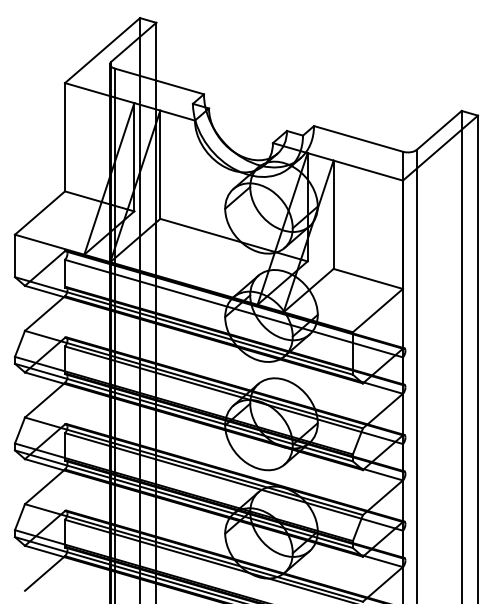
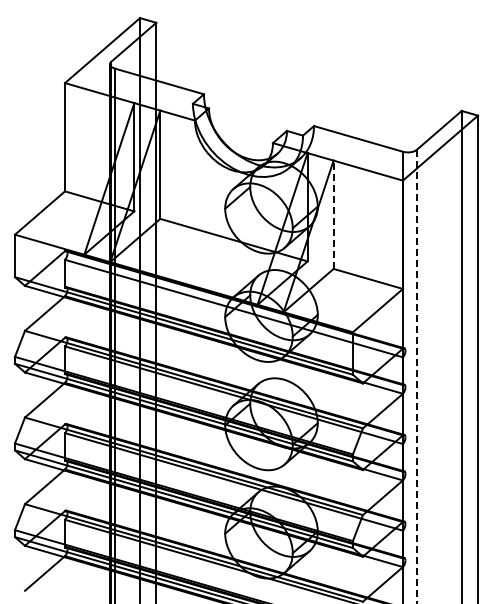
line: solid -> dashed (333, 214)
line: solid -> dashed (416, 376)
